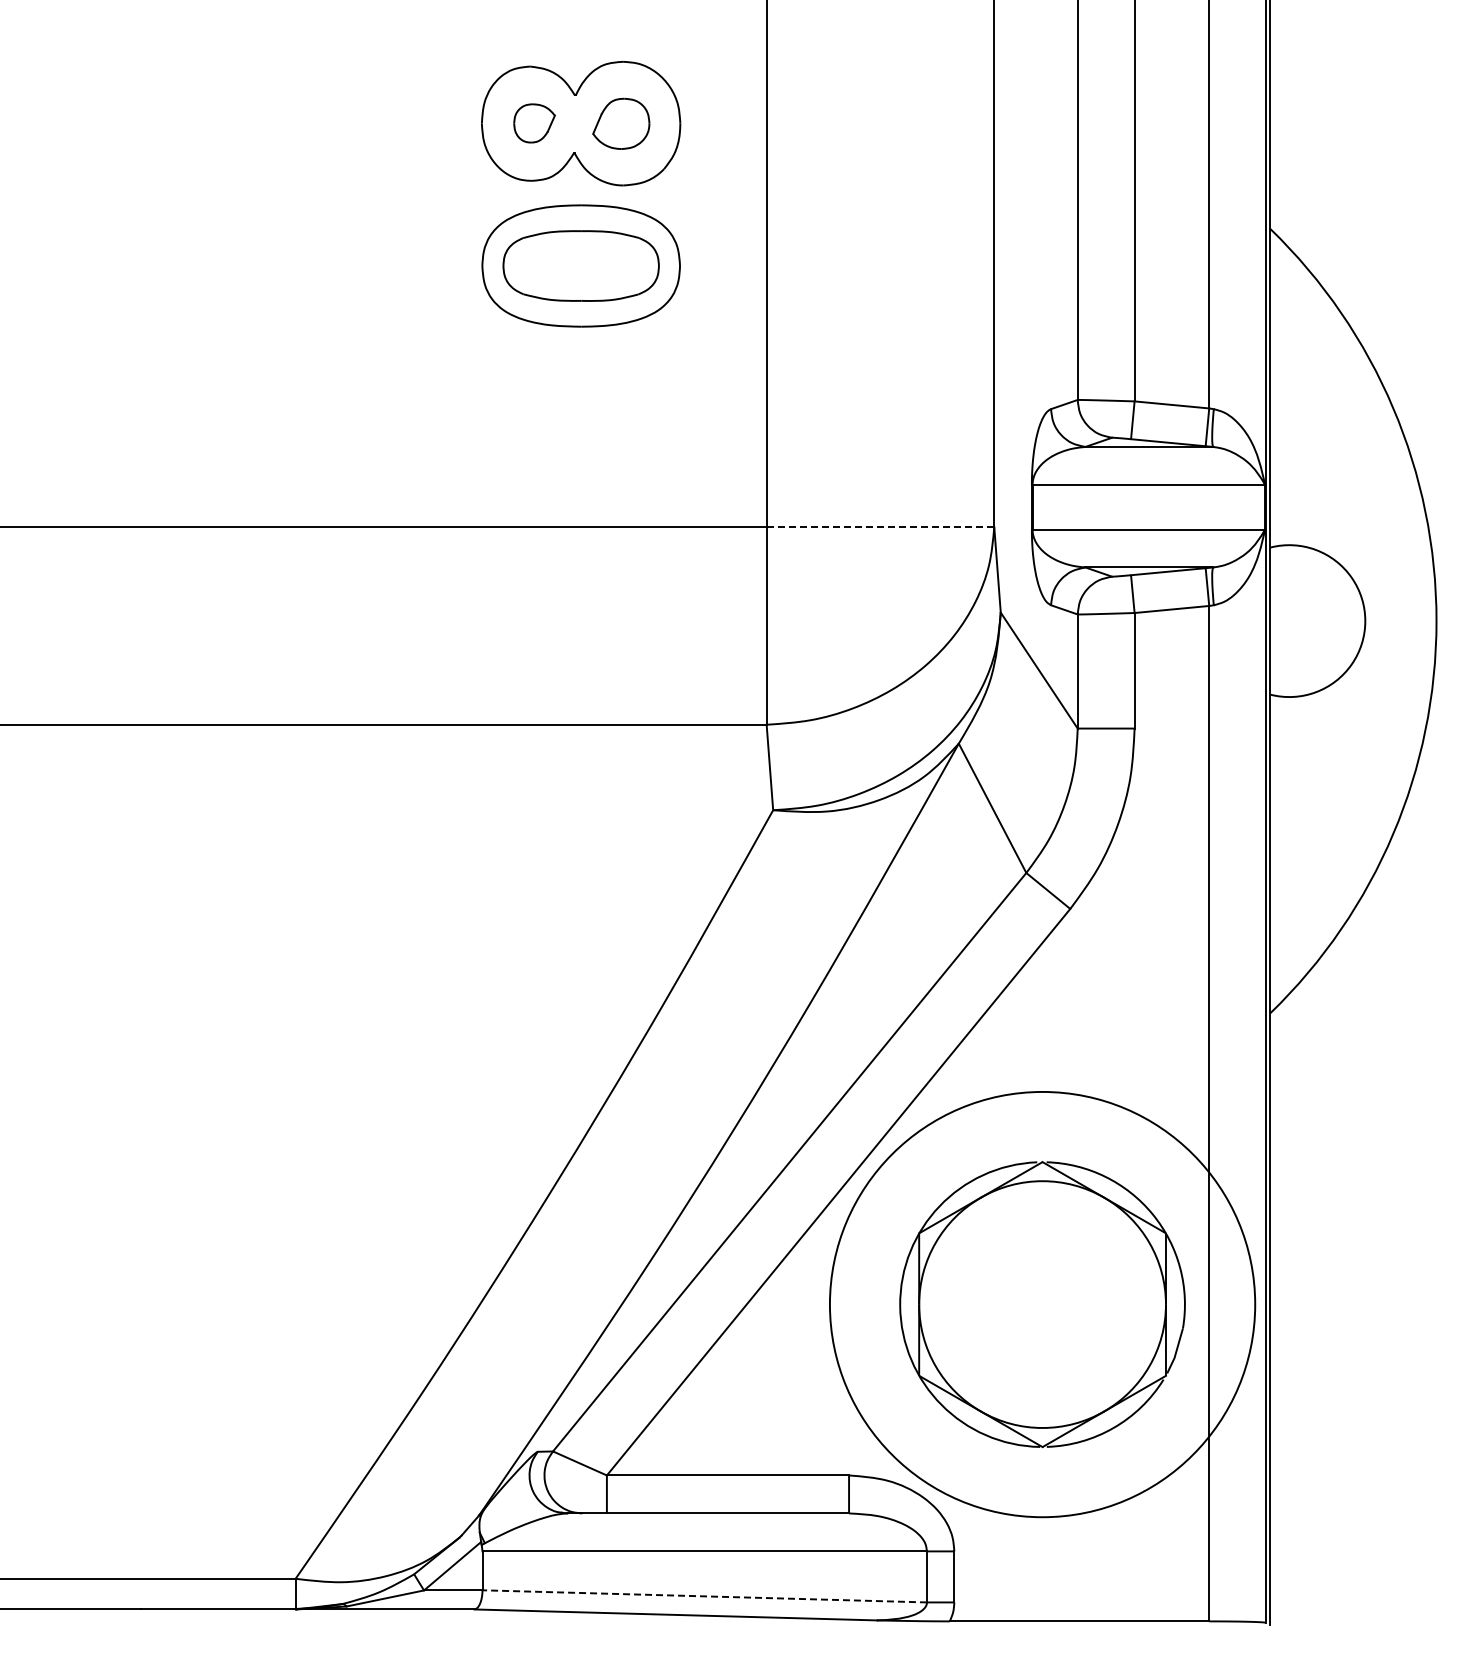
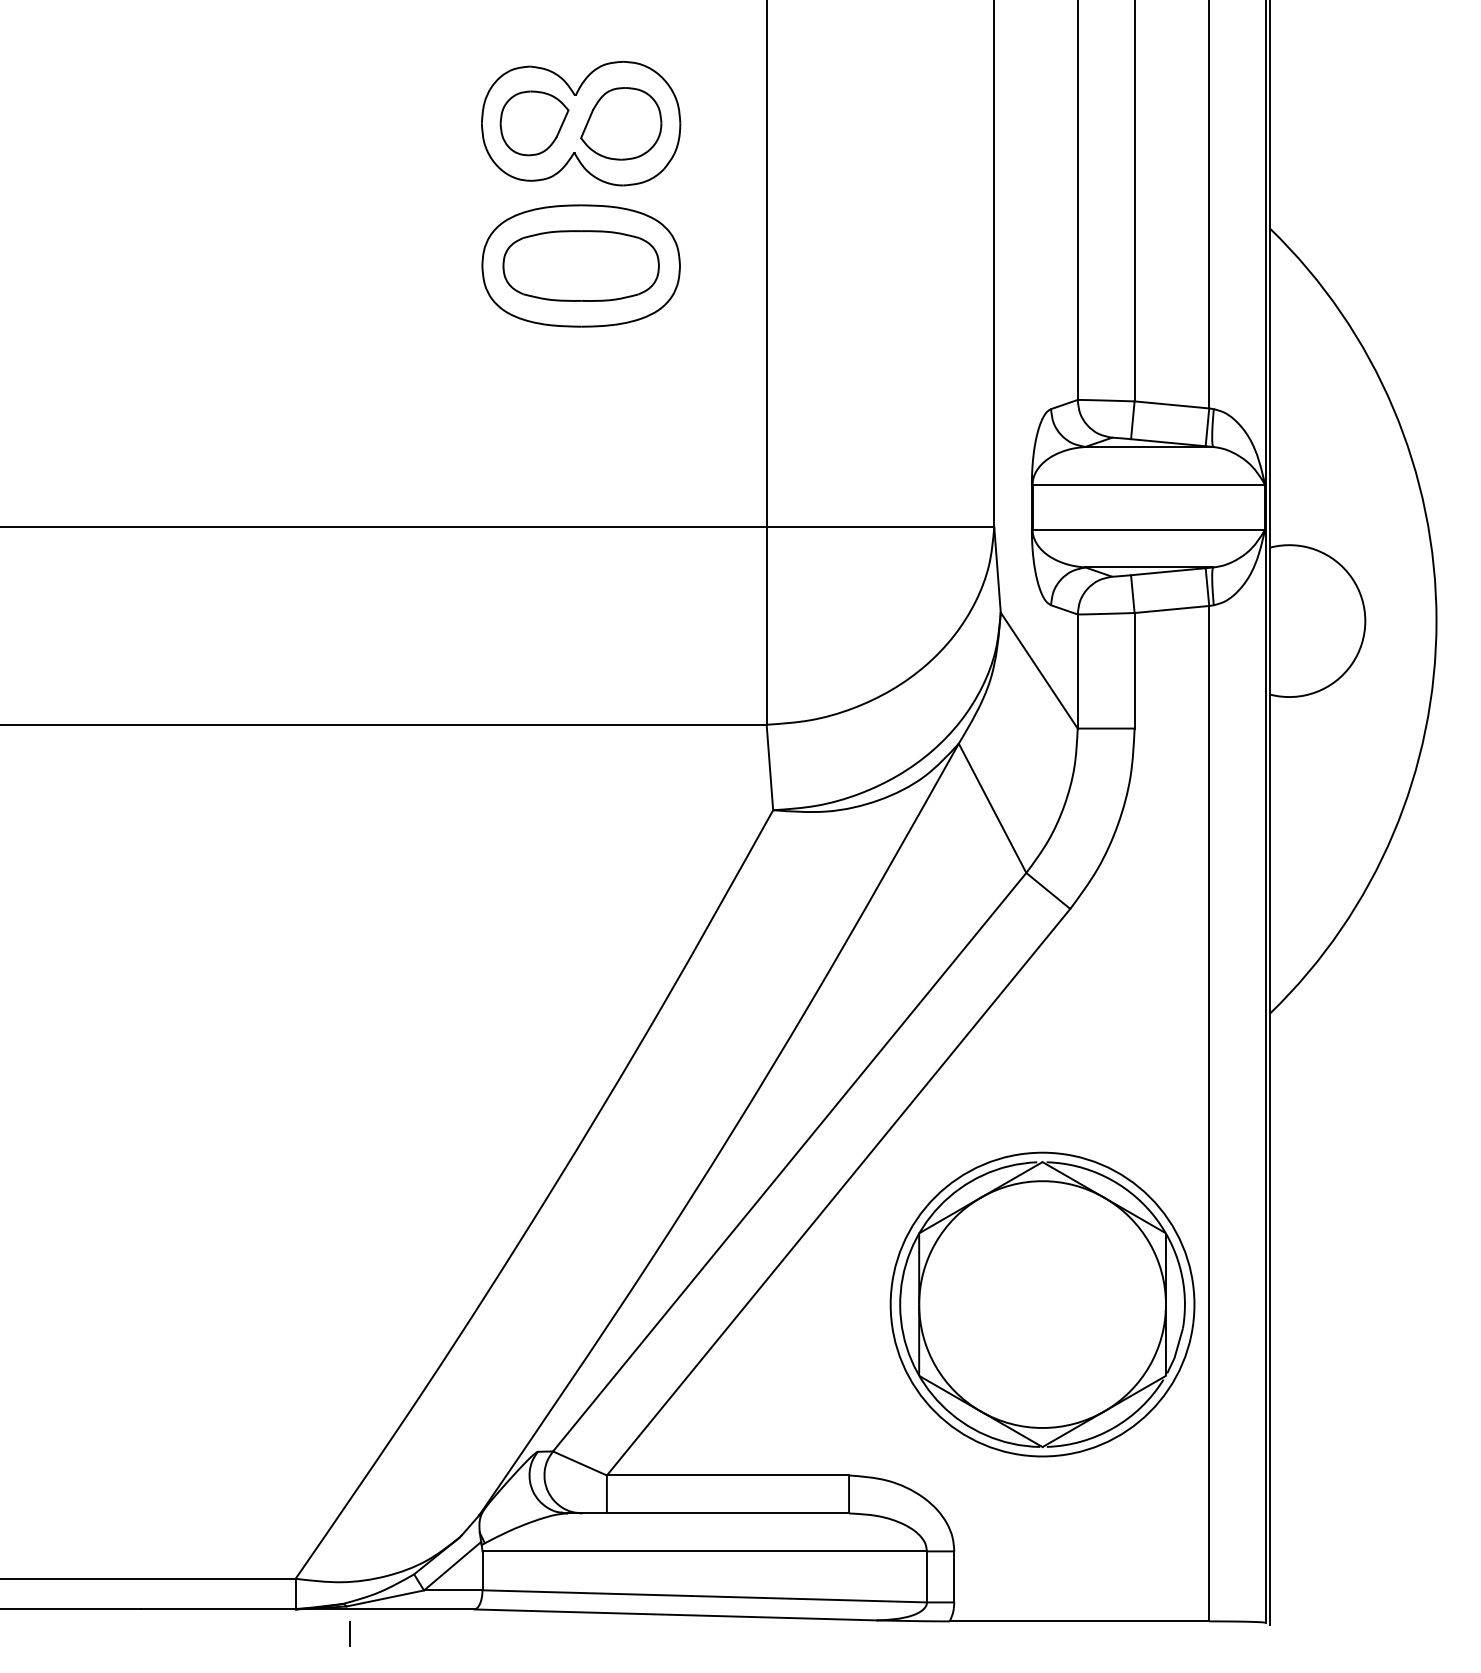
part size: 43x41 px -> 71x67 px (534, 123)
part size: 59x53 px -> 83x74 px (621, 123)
line: dashed -> solid (880, 527)
circle diameter: 425 px -> 304 px (1042, 1304)
line: dashed -> solid (704, 1596)
line: none -> present (349, 1633)
